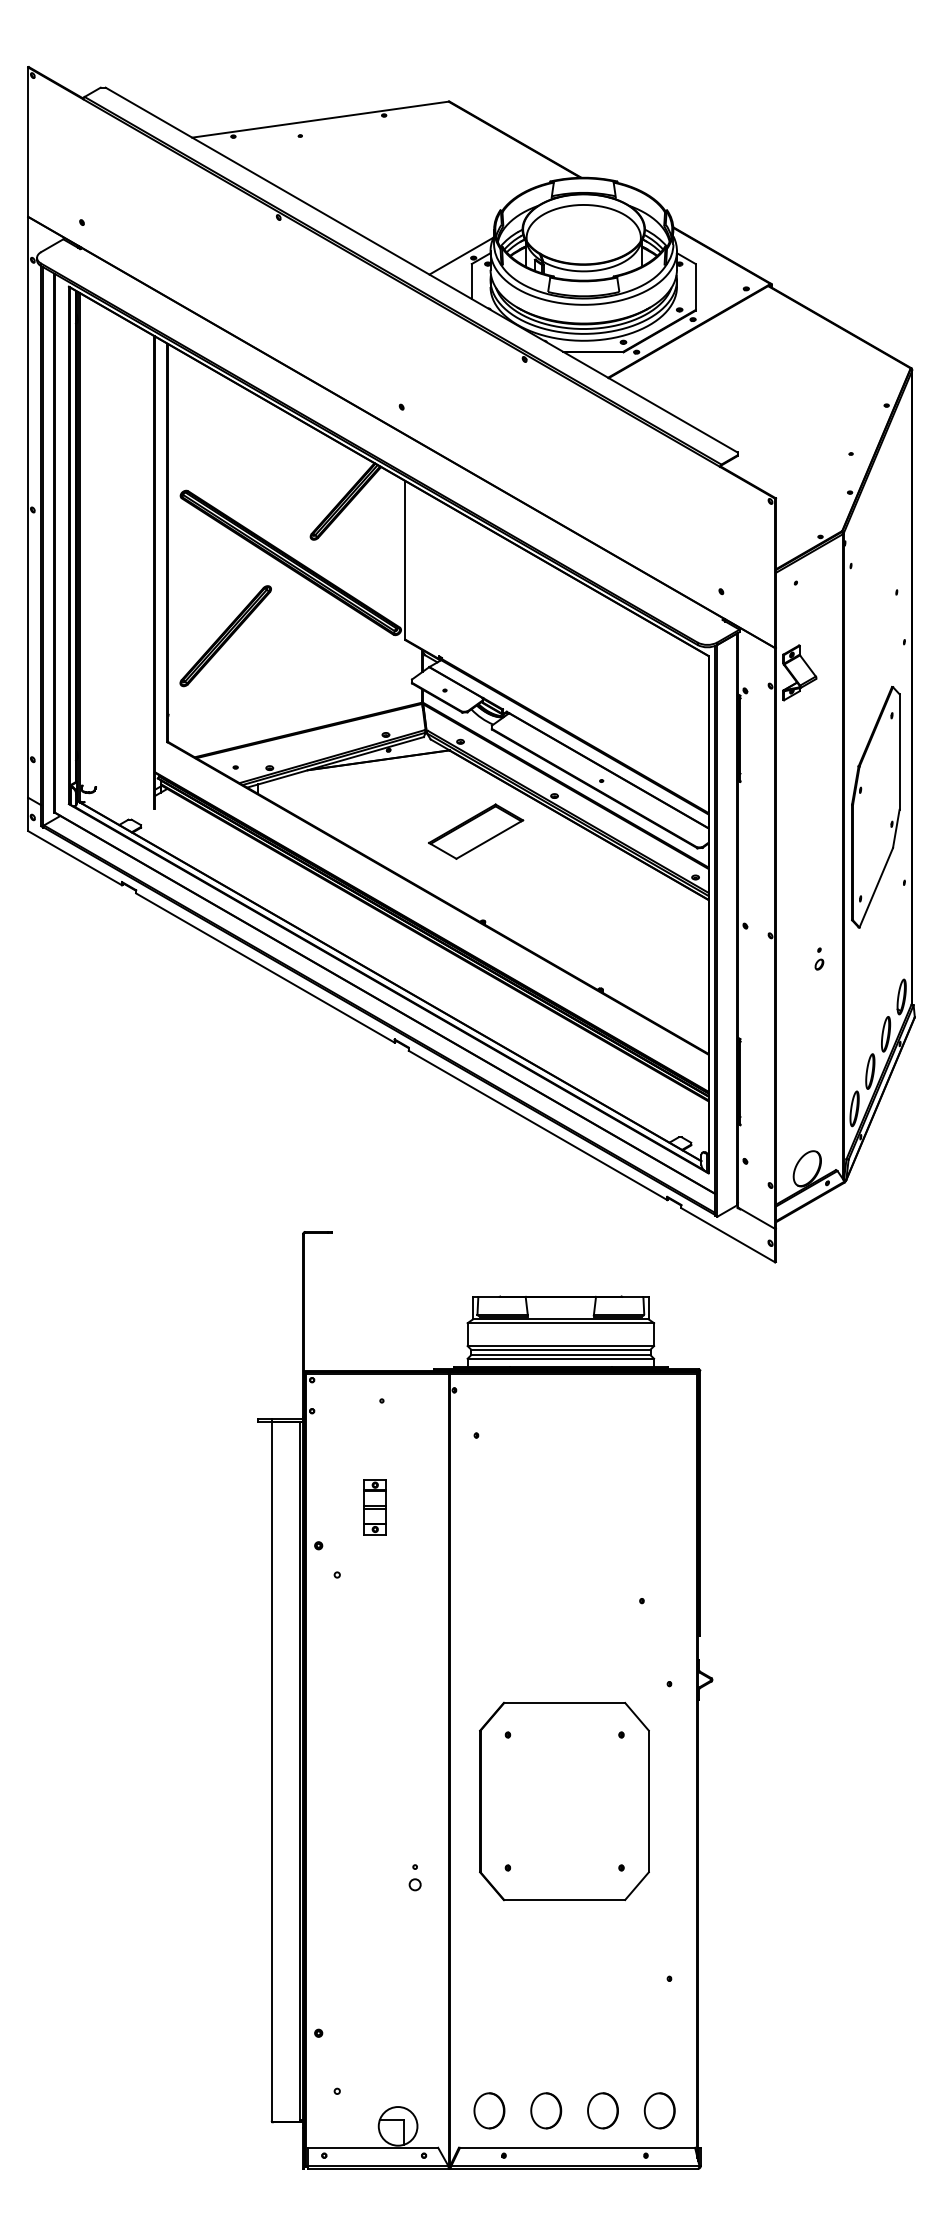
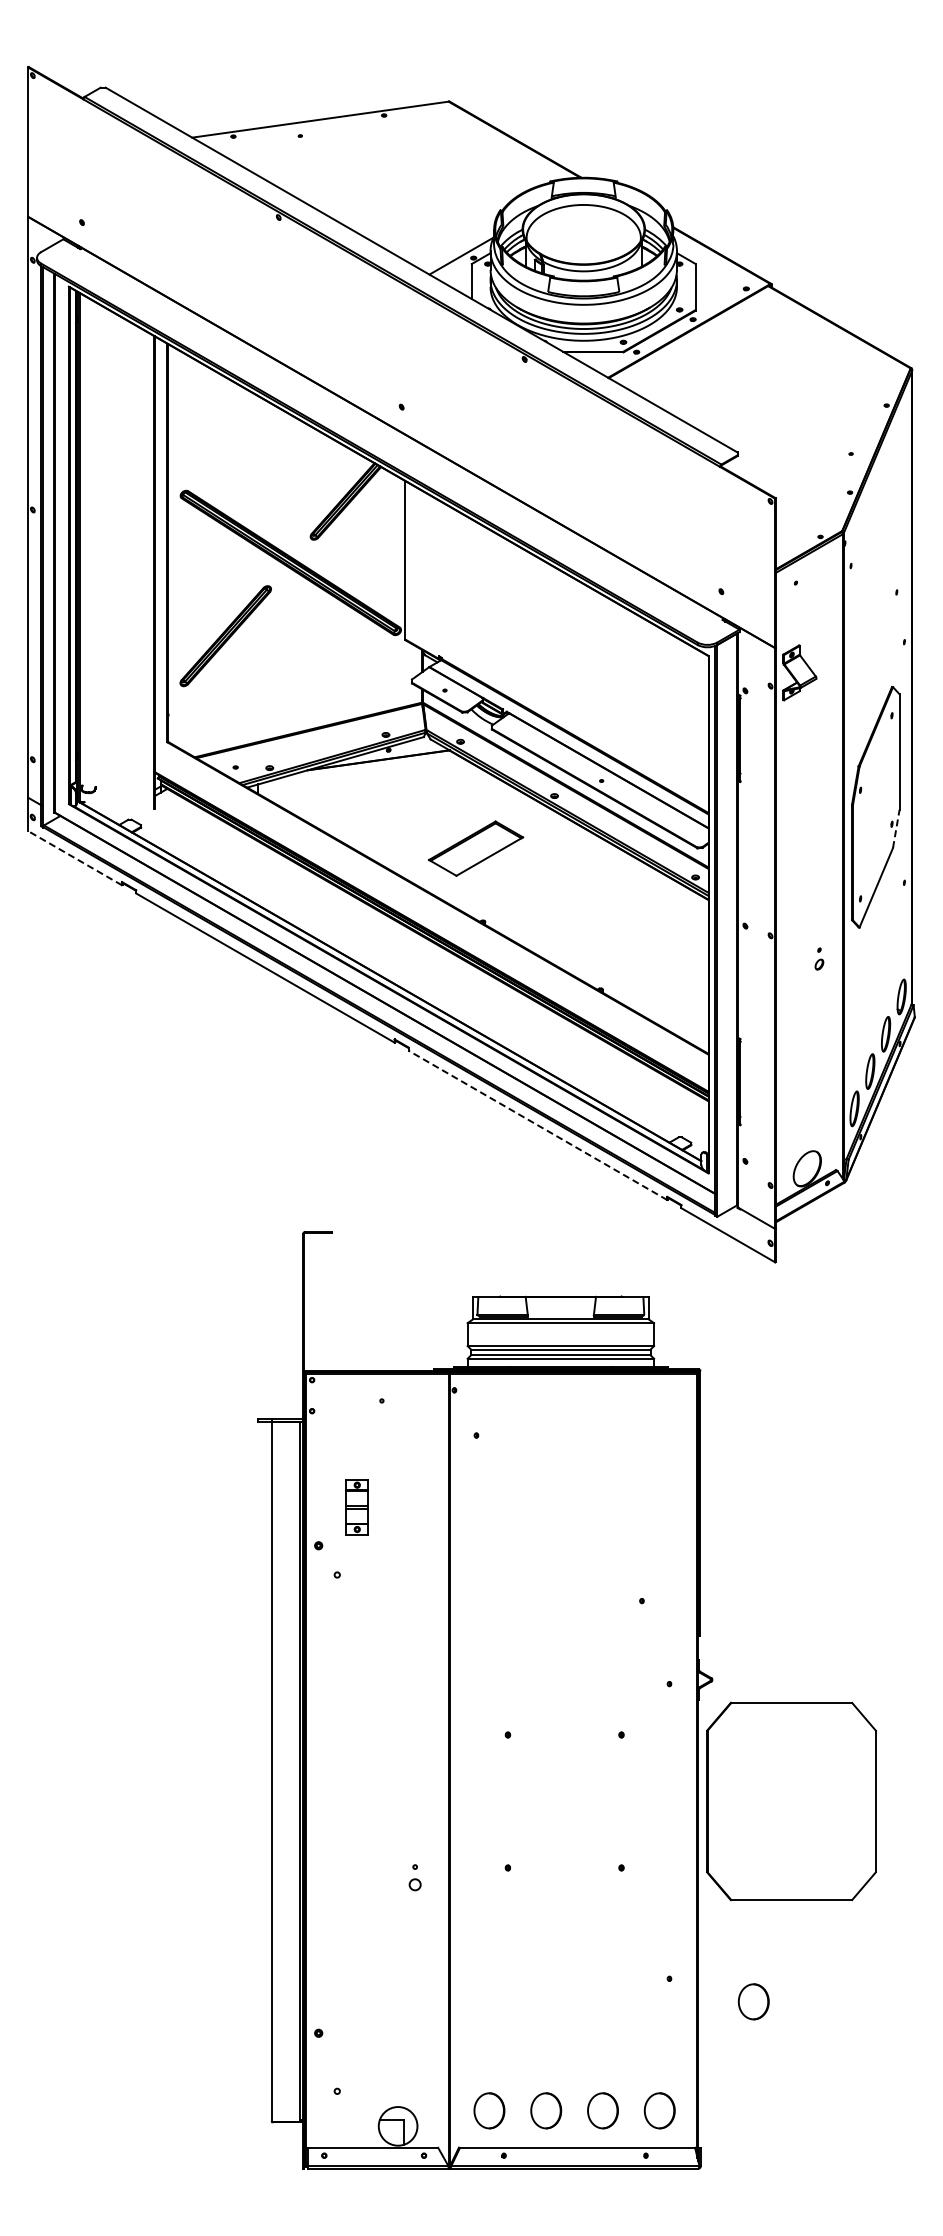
line: solid -> dashed (896, 828)
part position: (476, 831) -> (476, 848) (476, 848)
line: solid -> dashed (74, 857)
line: solid -> dashed (537, 1125)
part position: (374, 1507) -> (356, 1507) (356, 1507)
part position: (564, 1801) -> (791, 1801) (791, 1801)
part: none -> present (753, 2001)
